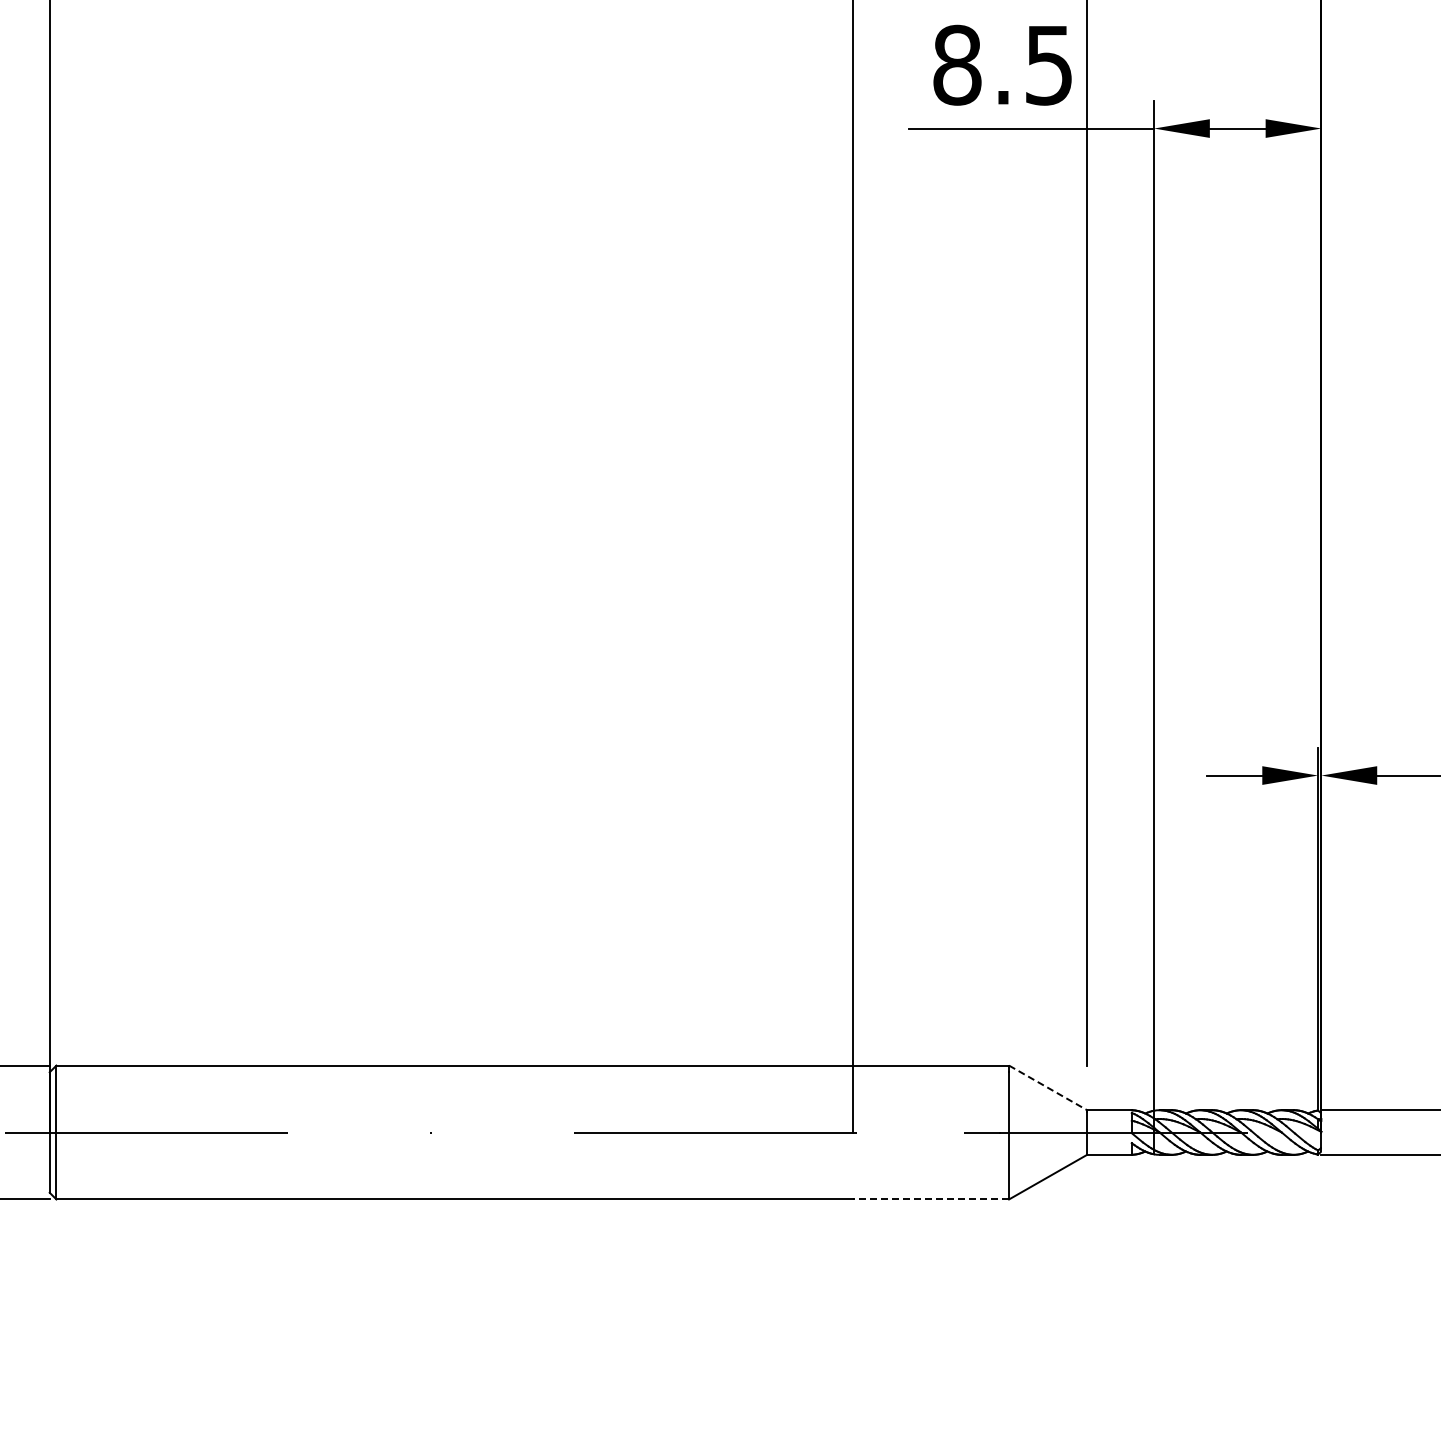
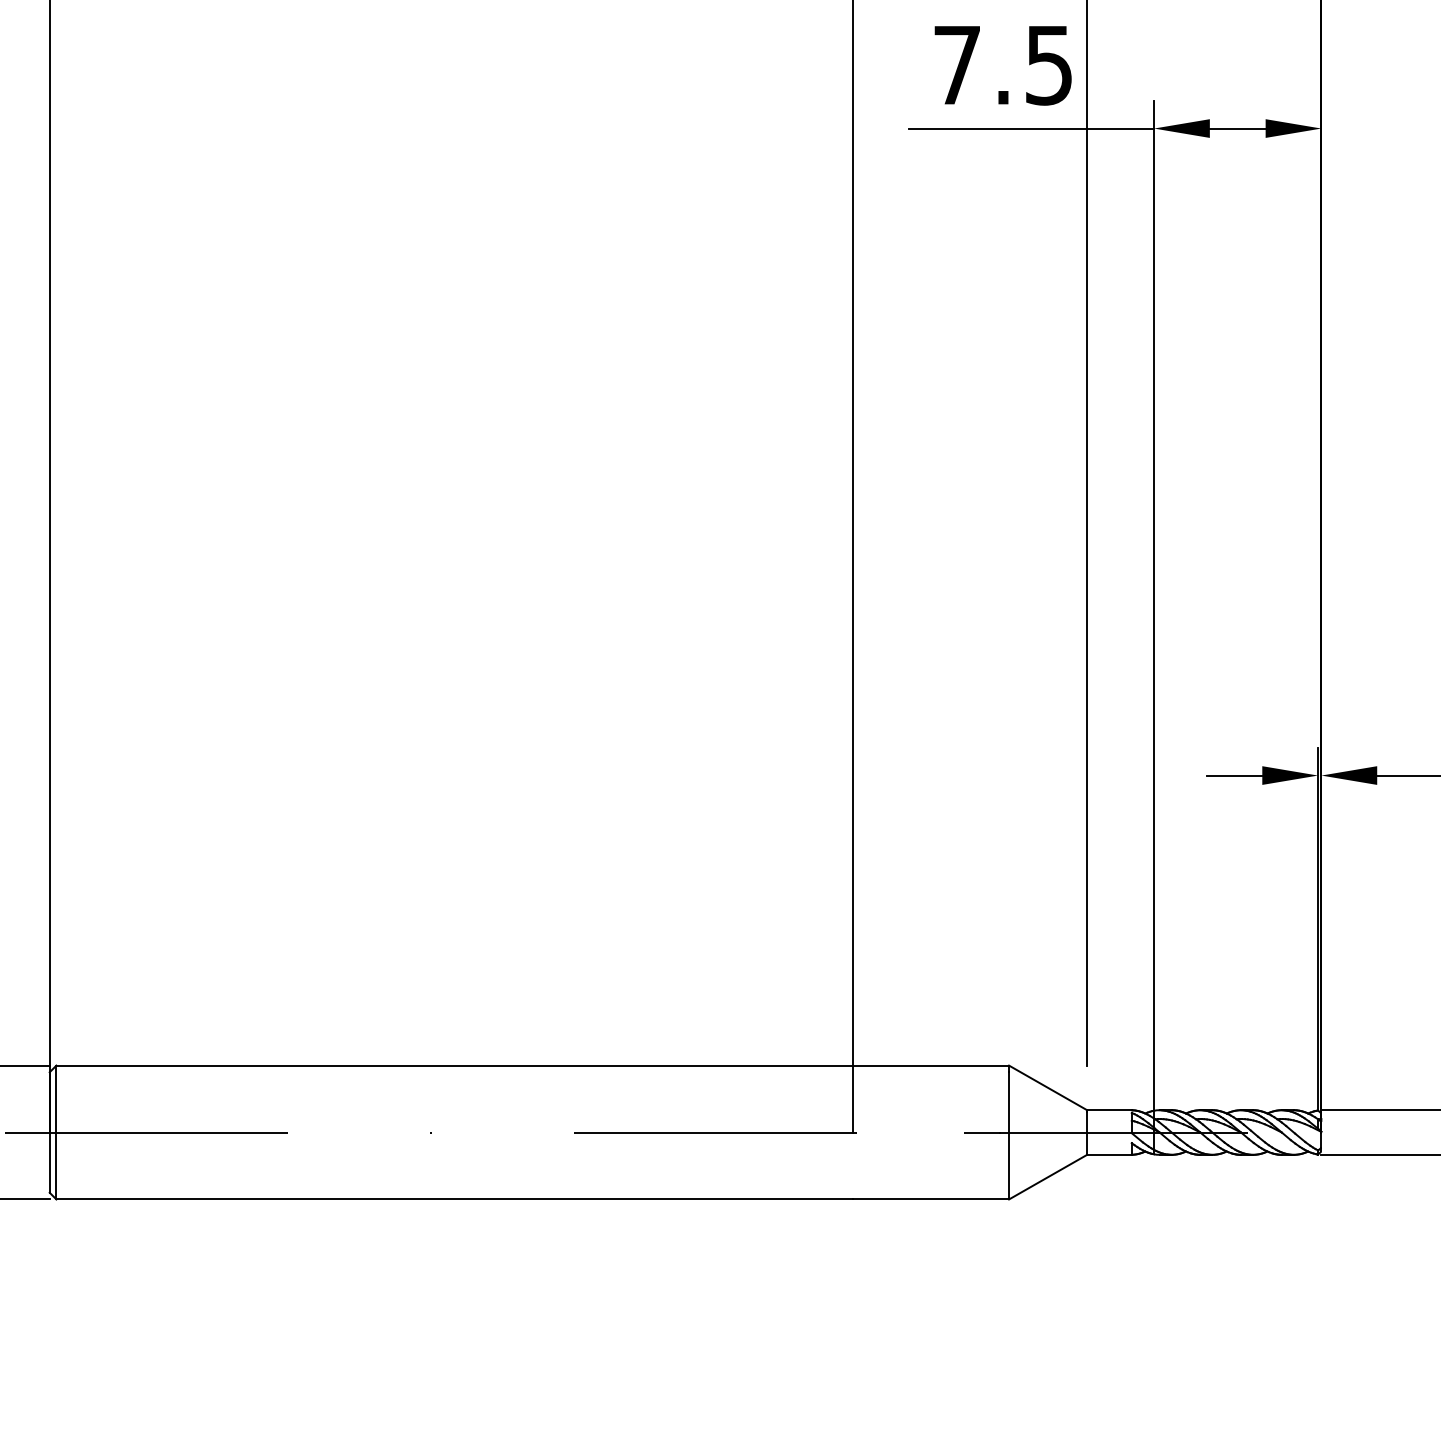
text: 8.5 -> 7.5 (957, 64)
line: dashed -> solid (1048, 1087)
line: dashed -> solid (930, 1199)
